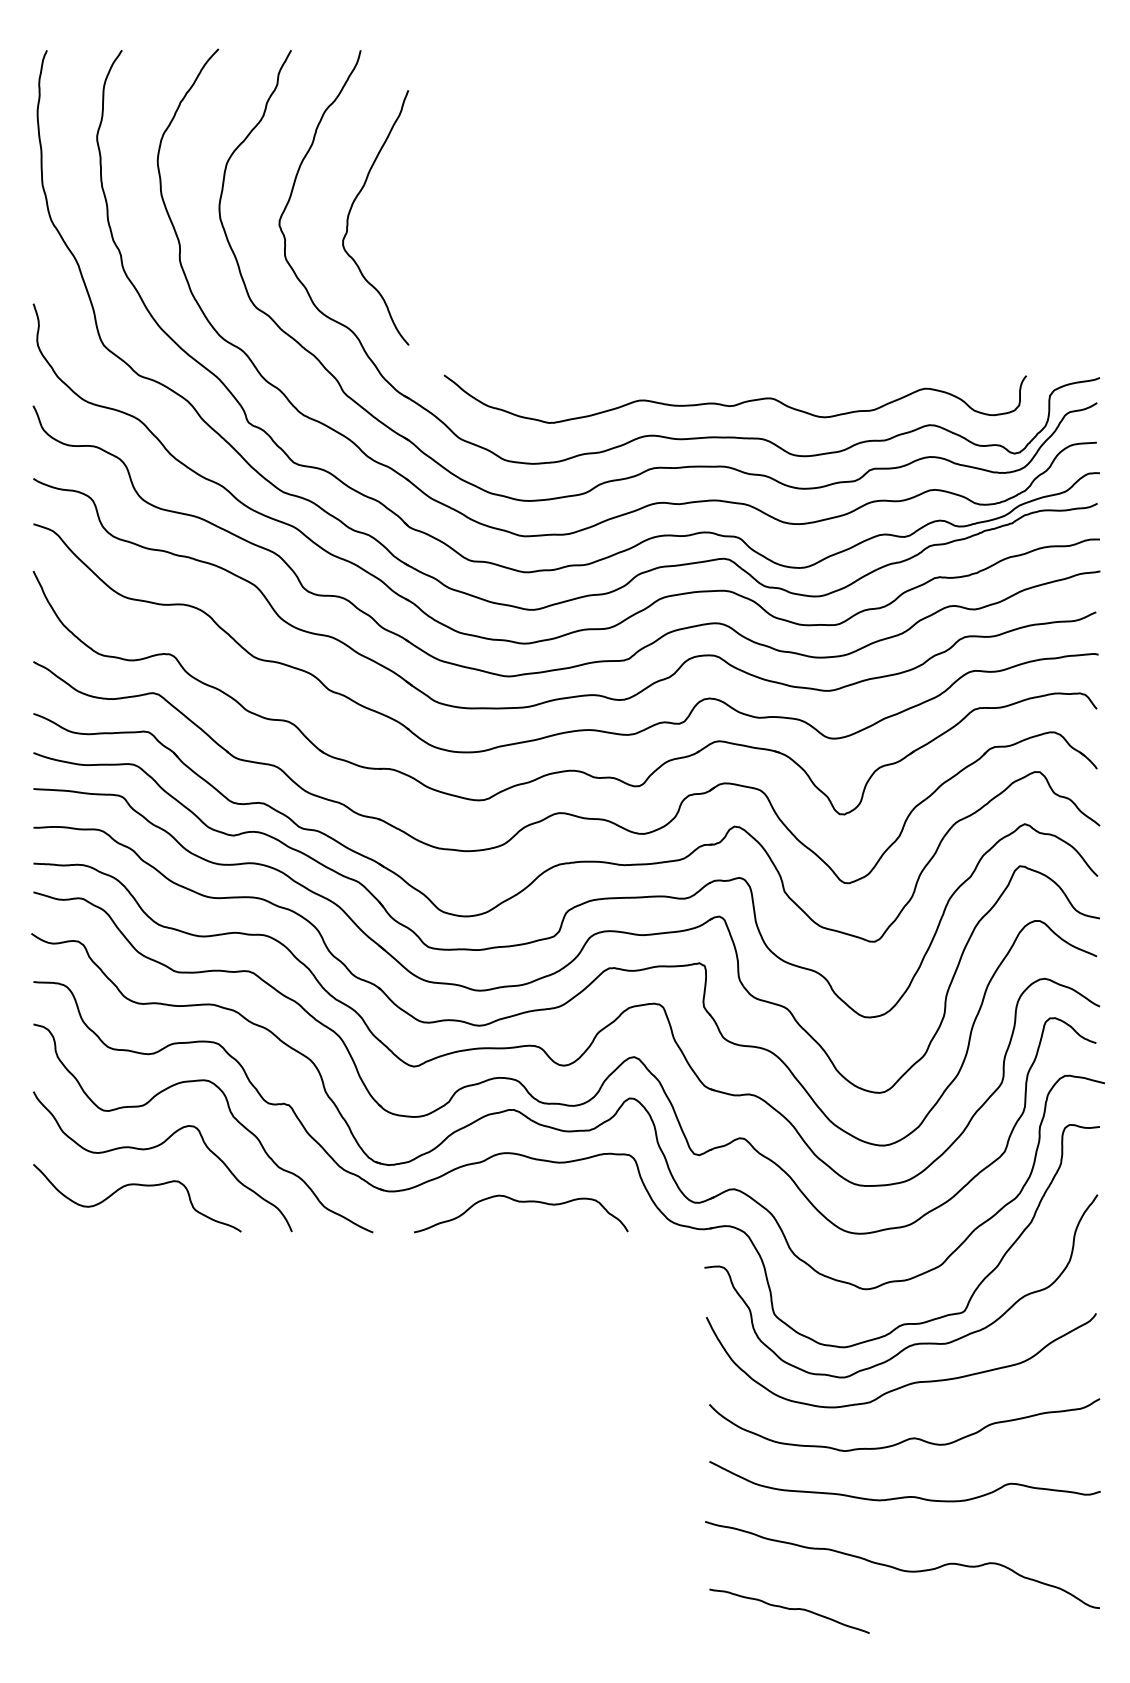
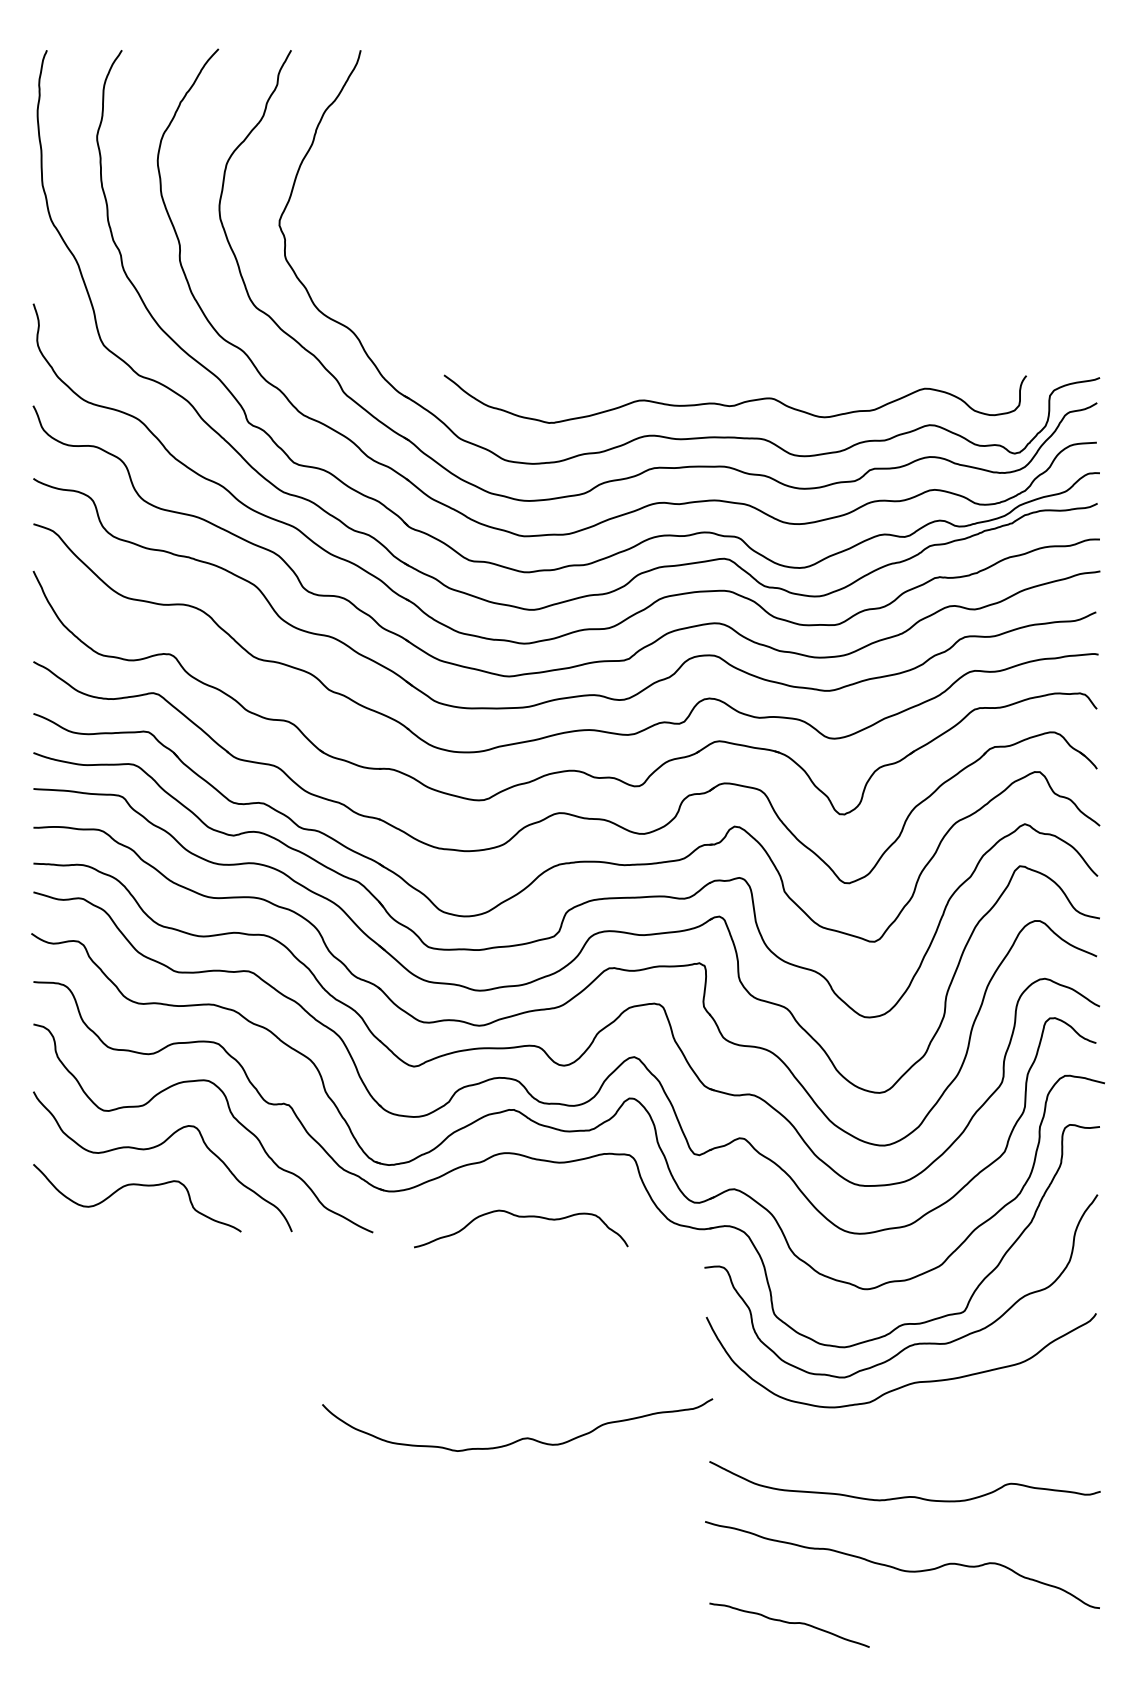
curve: present -> none (351, 210)
curve position: (521, 1202) -> (521, 1217) (521, 1217)
curve position: (910, 1437) -> (523, 1437) (523, 1437)
curve position: (789, 1609) -> (789, 1623) (789, 1623)
